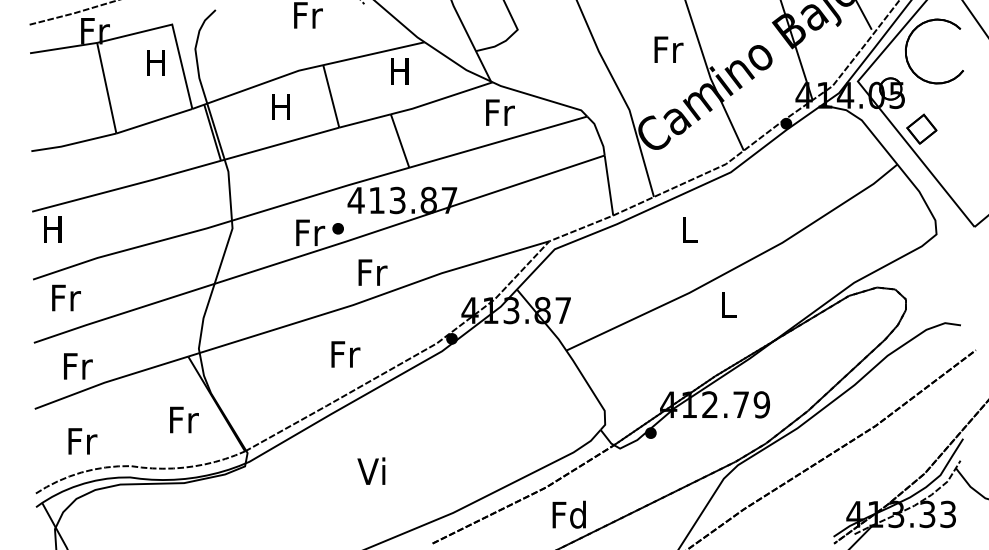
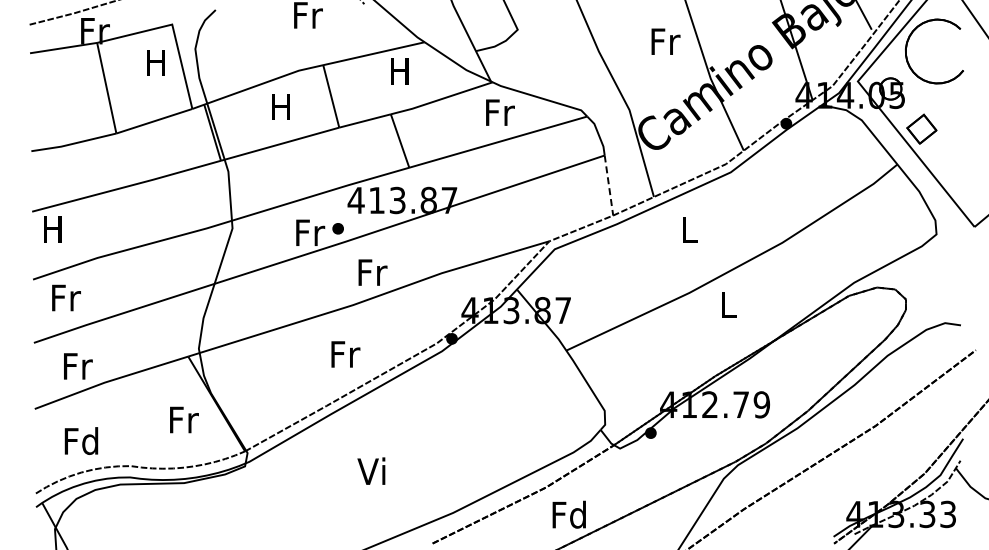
text position: (668, 49) -> (665, 41) (665, 41)
line: solid -> dashed (609, 186)
text: Fr -> Fd (81, 440)
